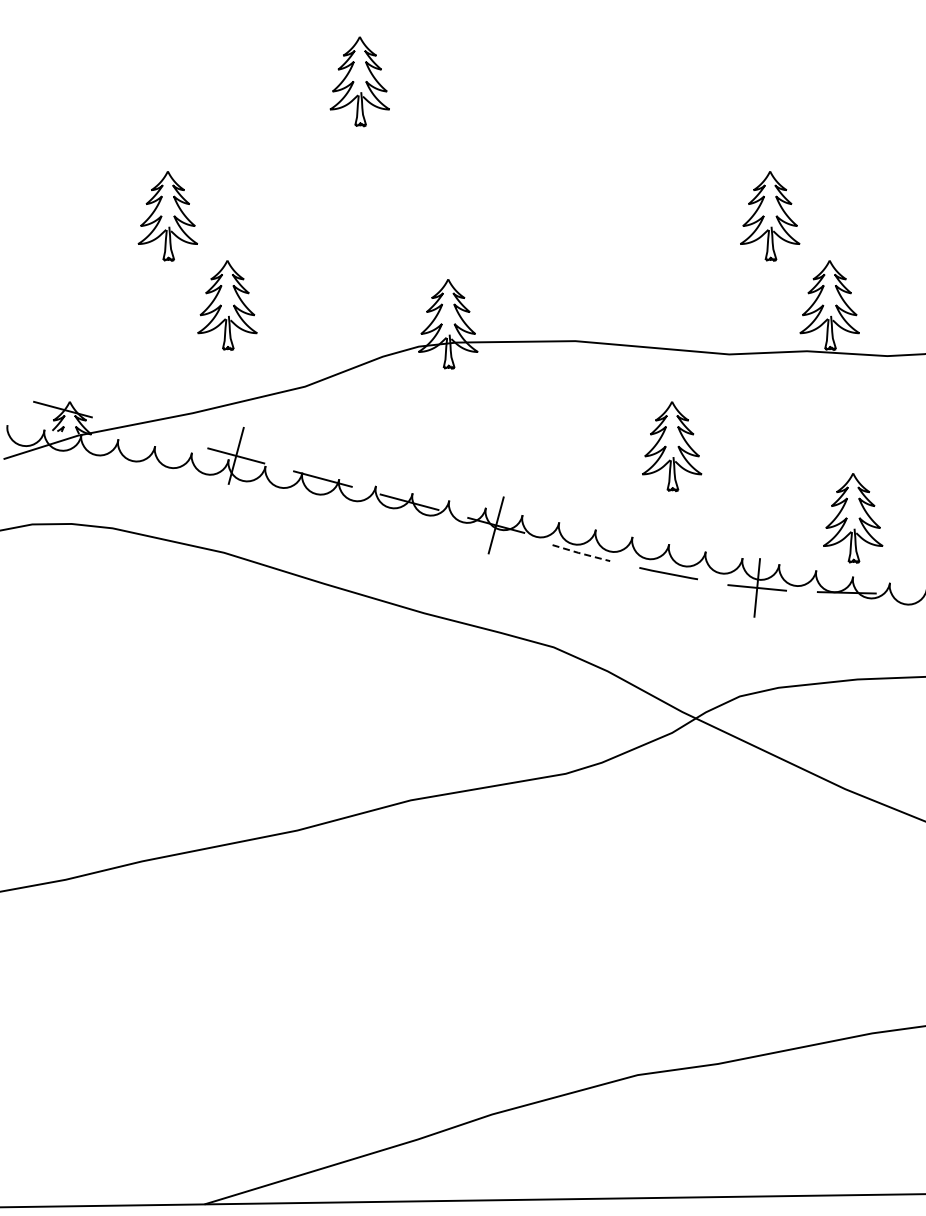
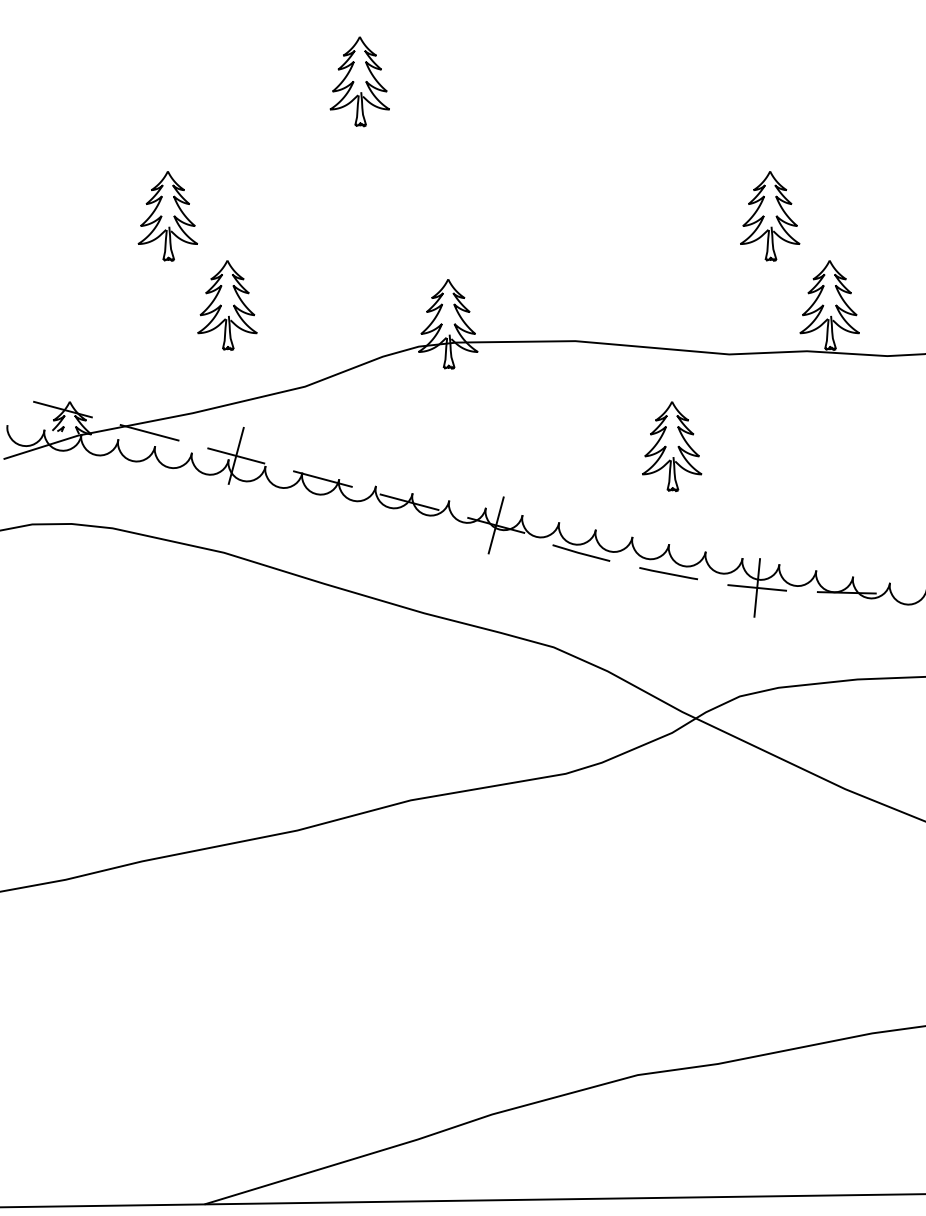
line: none -> present (149, 432)
part: present -> none (853, 518)
line: dashed -> solid (581, 553)
